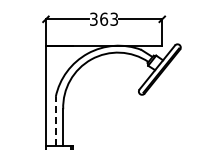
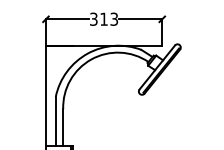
text: 363 -> 313 (104, 18)
line: dashed -> solid (55, 121)
